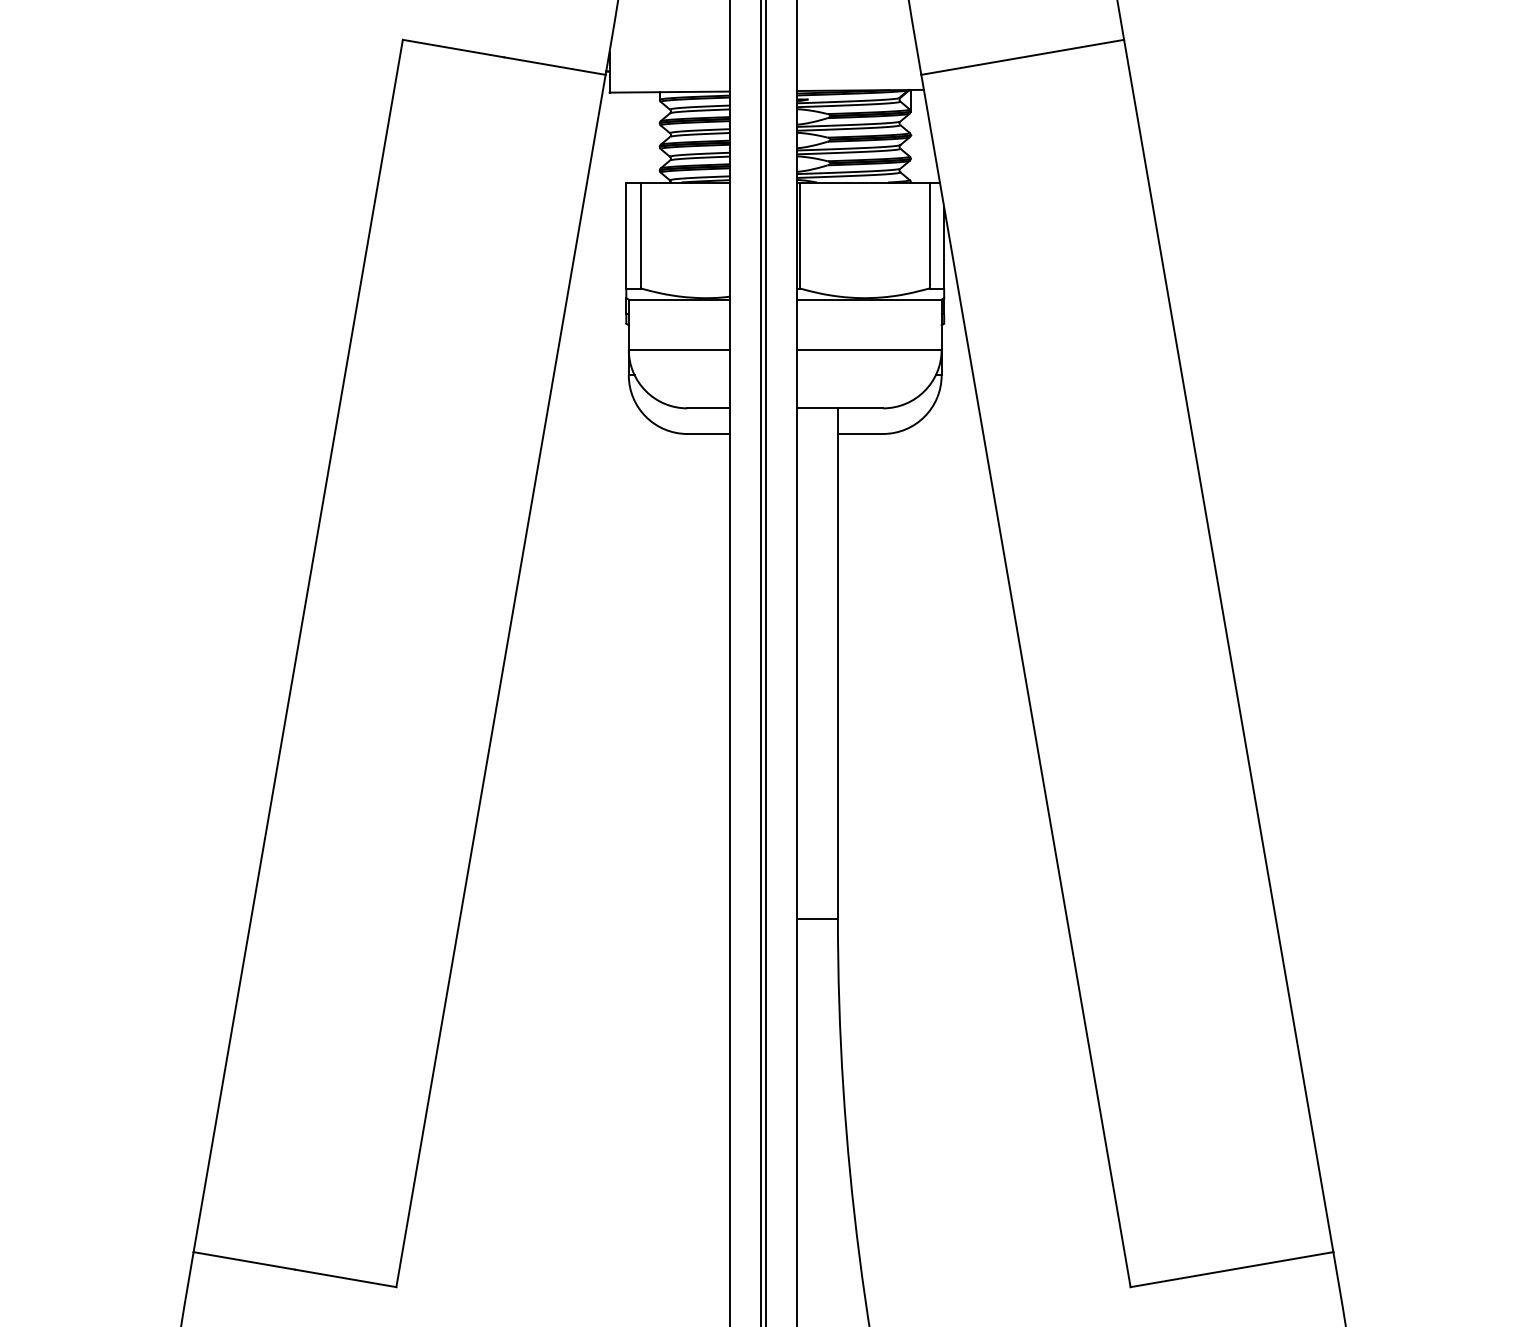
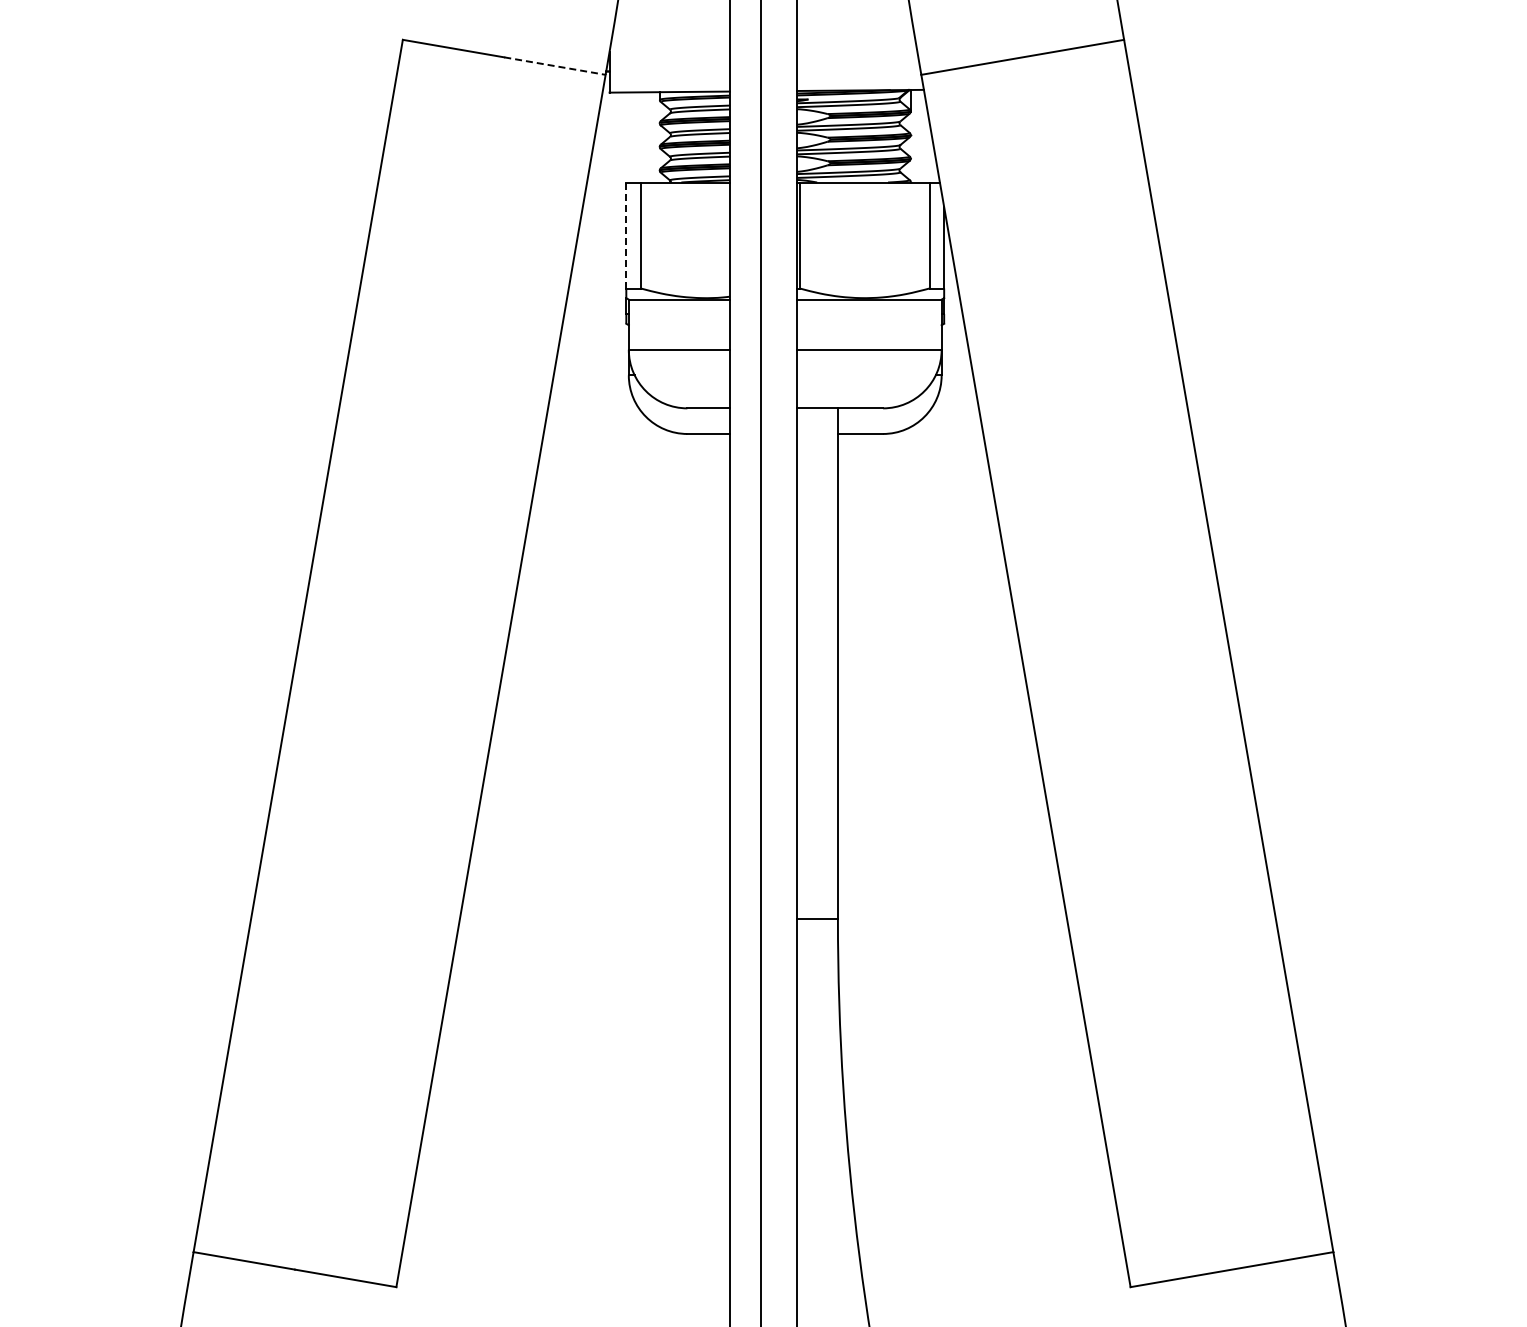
line: solid -> dashed (555, 66)
line: solid -> dashed (626, 235)
line: present -> none (765, 662)
